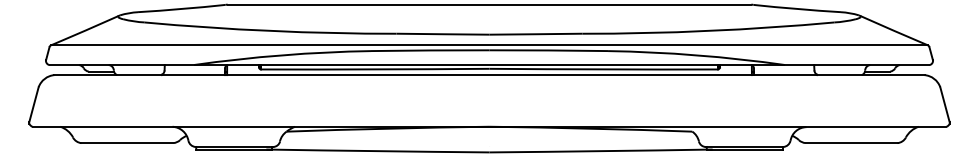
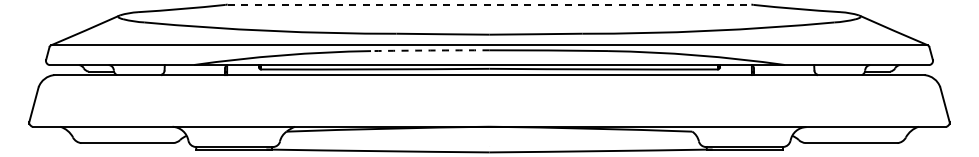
line: solid -> dashed (489, 4)
arc: solid -> dashed (430, 50)
